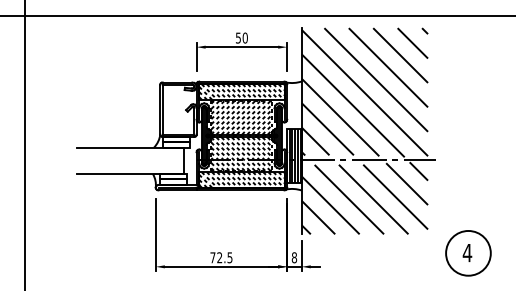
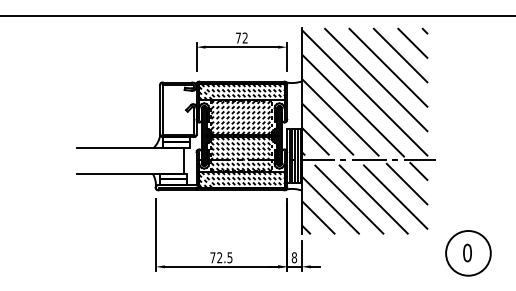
text: 50 -> 72 (241, 37)
line: present -> none (25, 144)
text: 4 -> 0 (467, 252)
